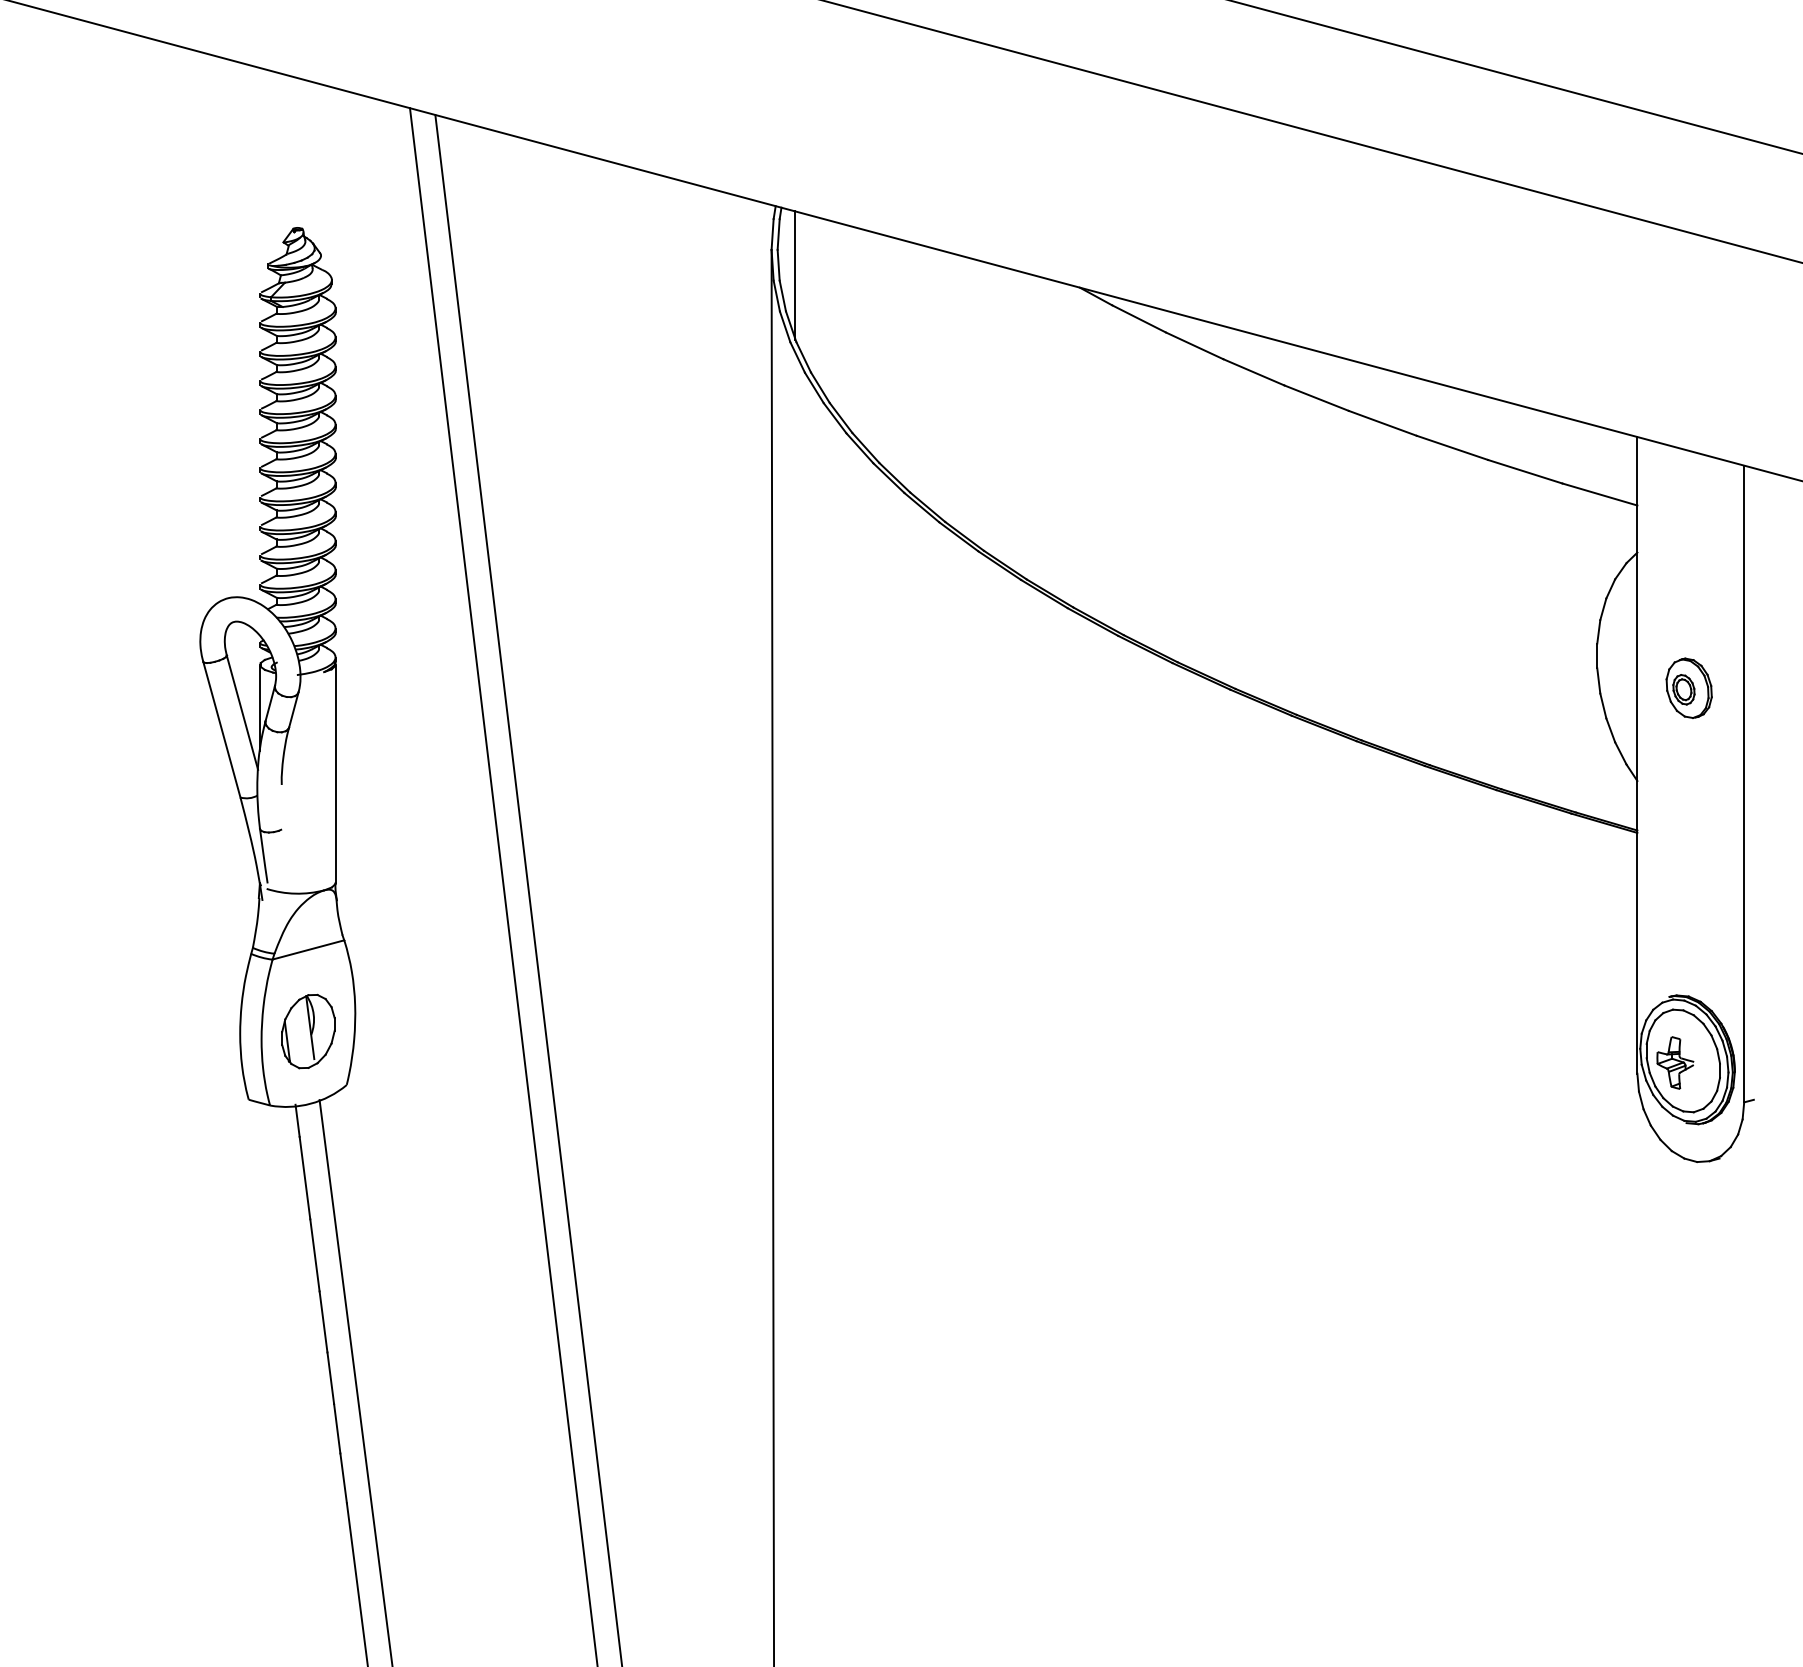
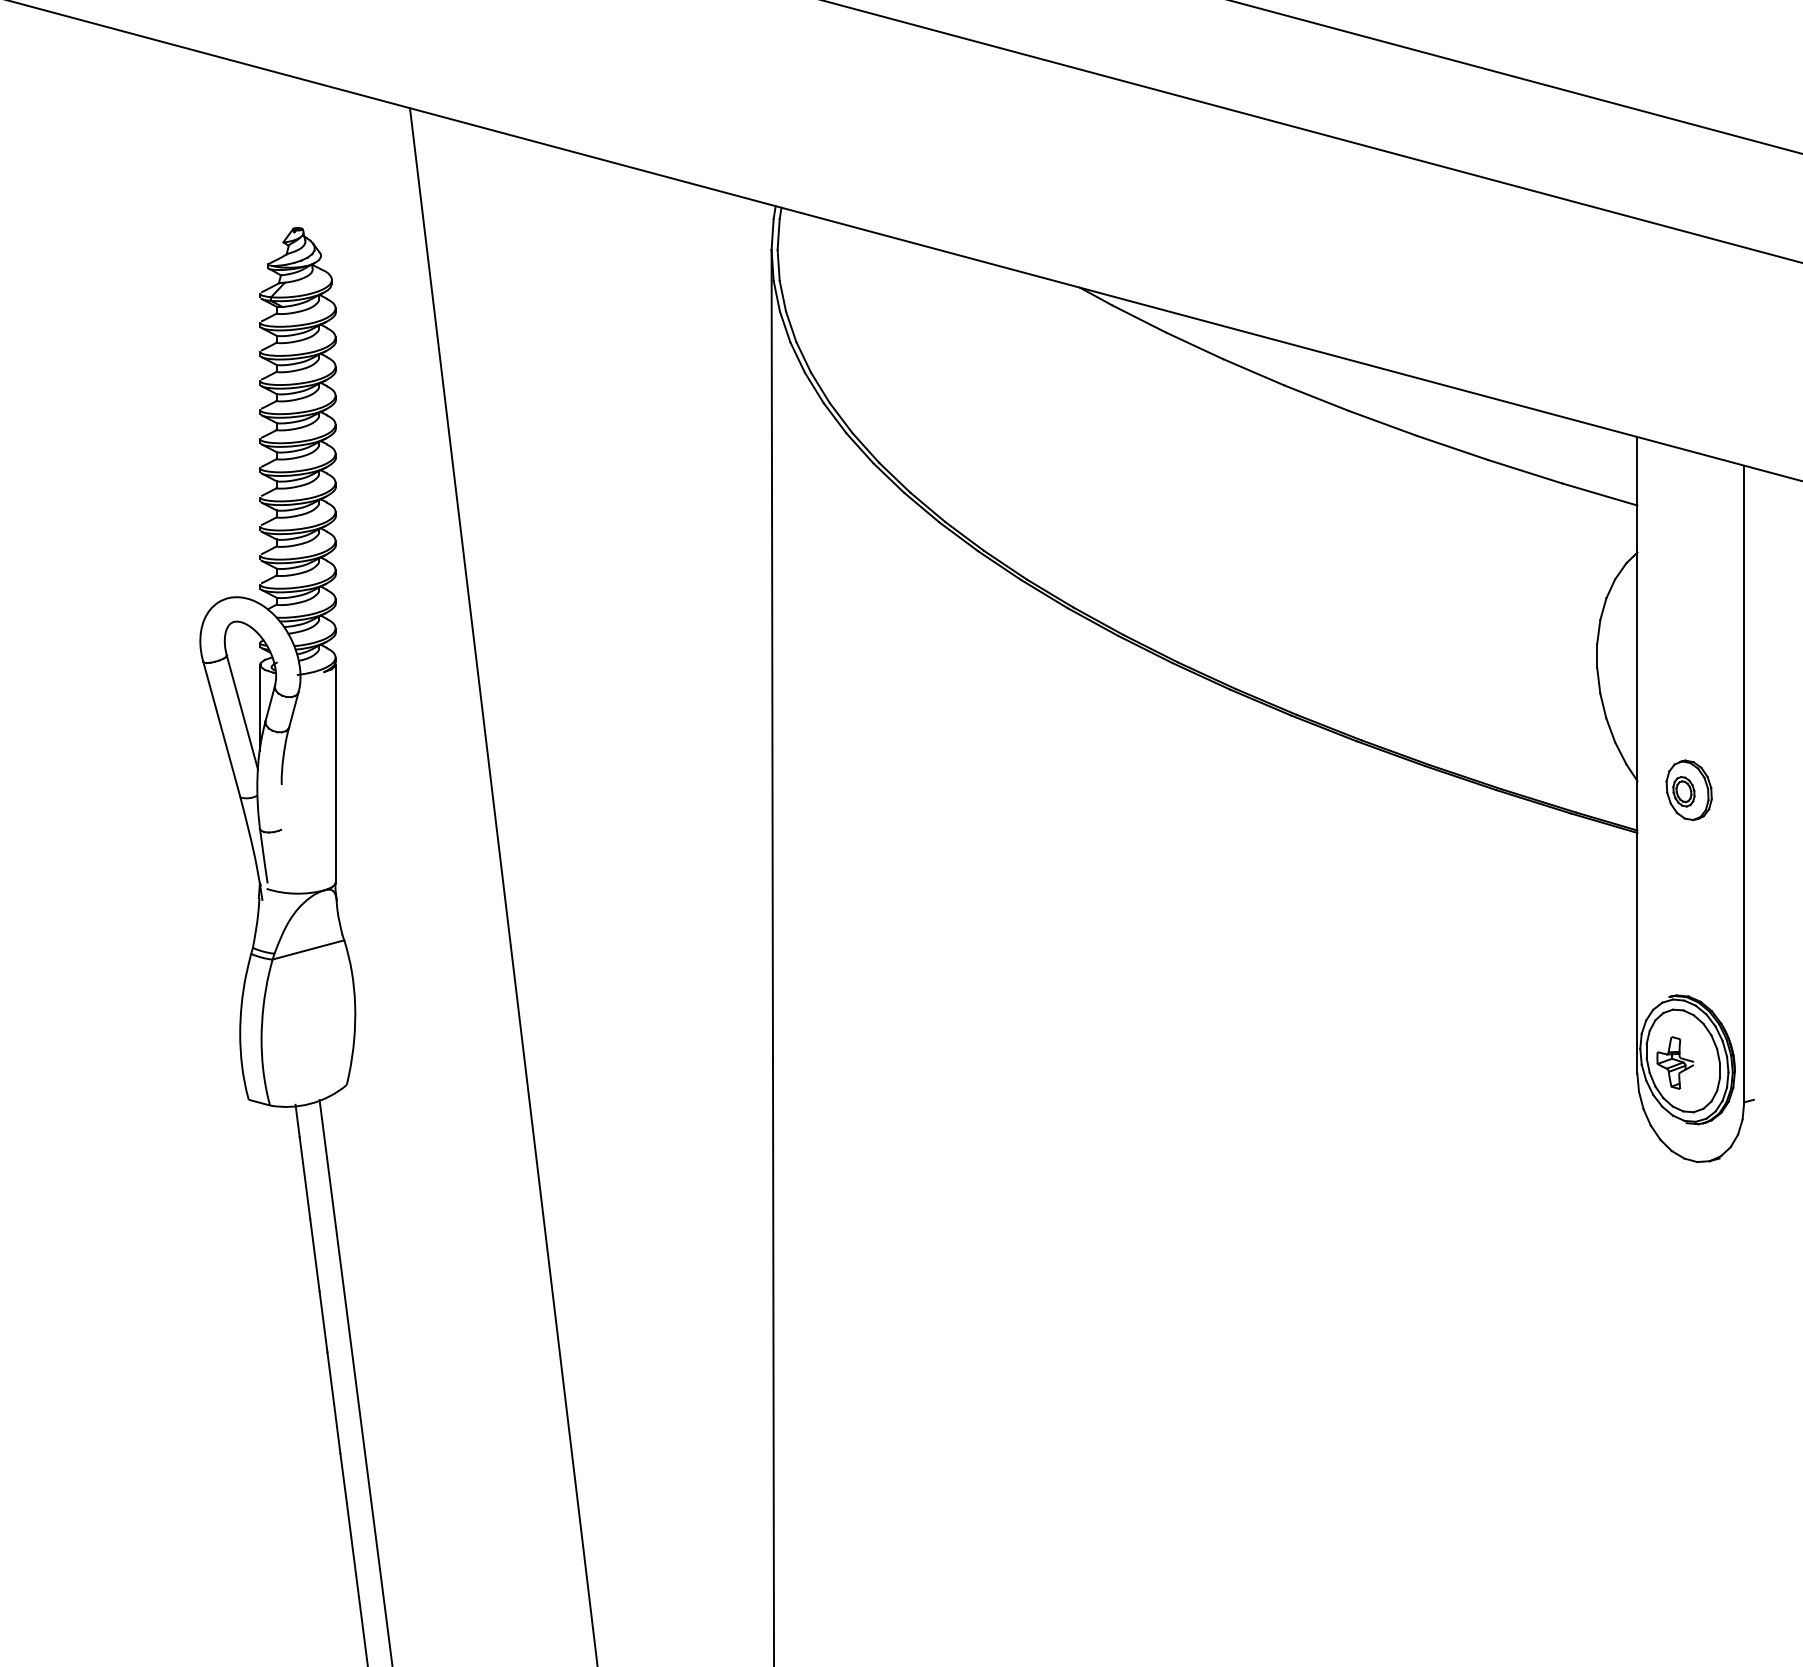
line: present -> none (795, 275)
part position: (1688, 687) -> (1688, 789) (1688, 789)
line: present -> none (528, 889)
part: present -> none (308, 1031)
